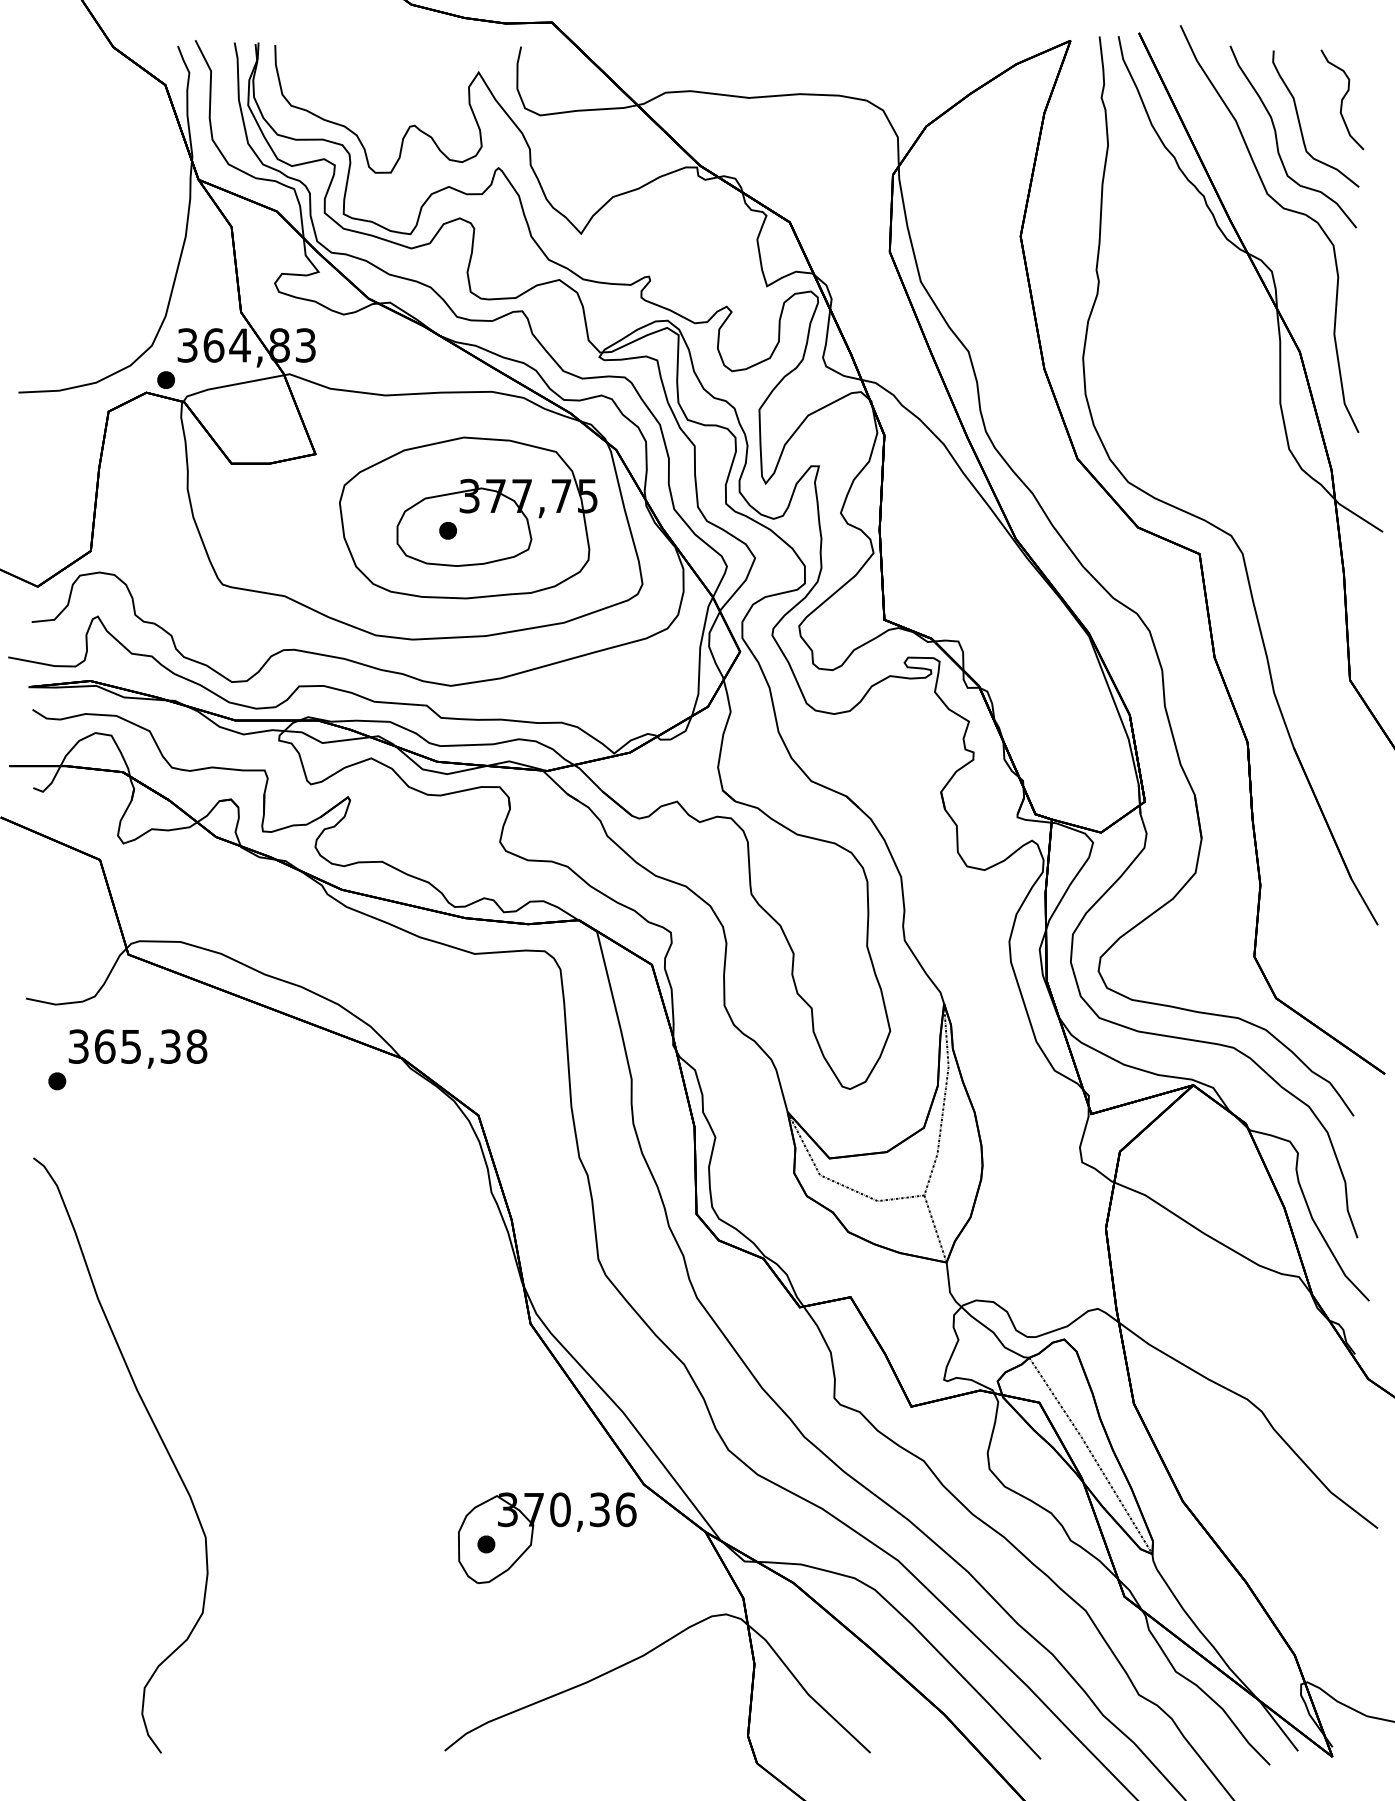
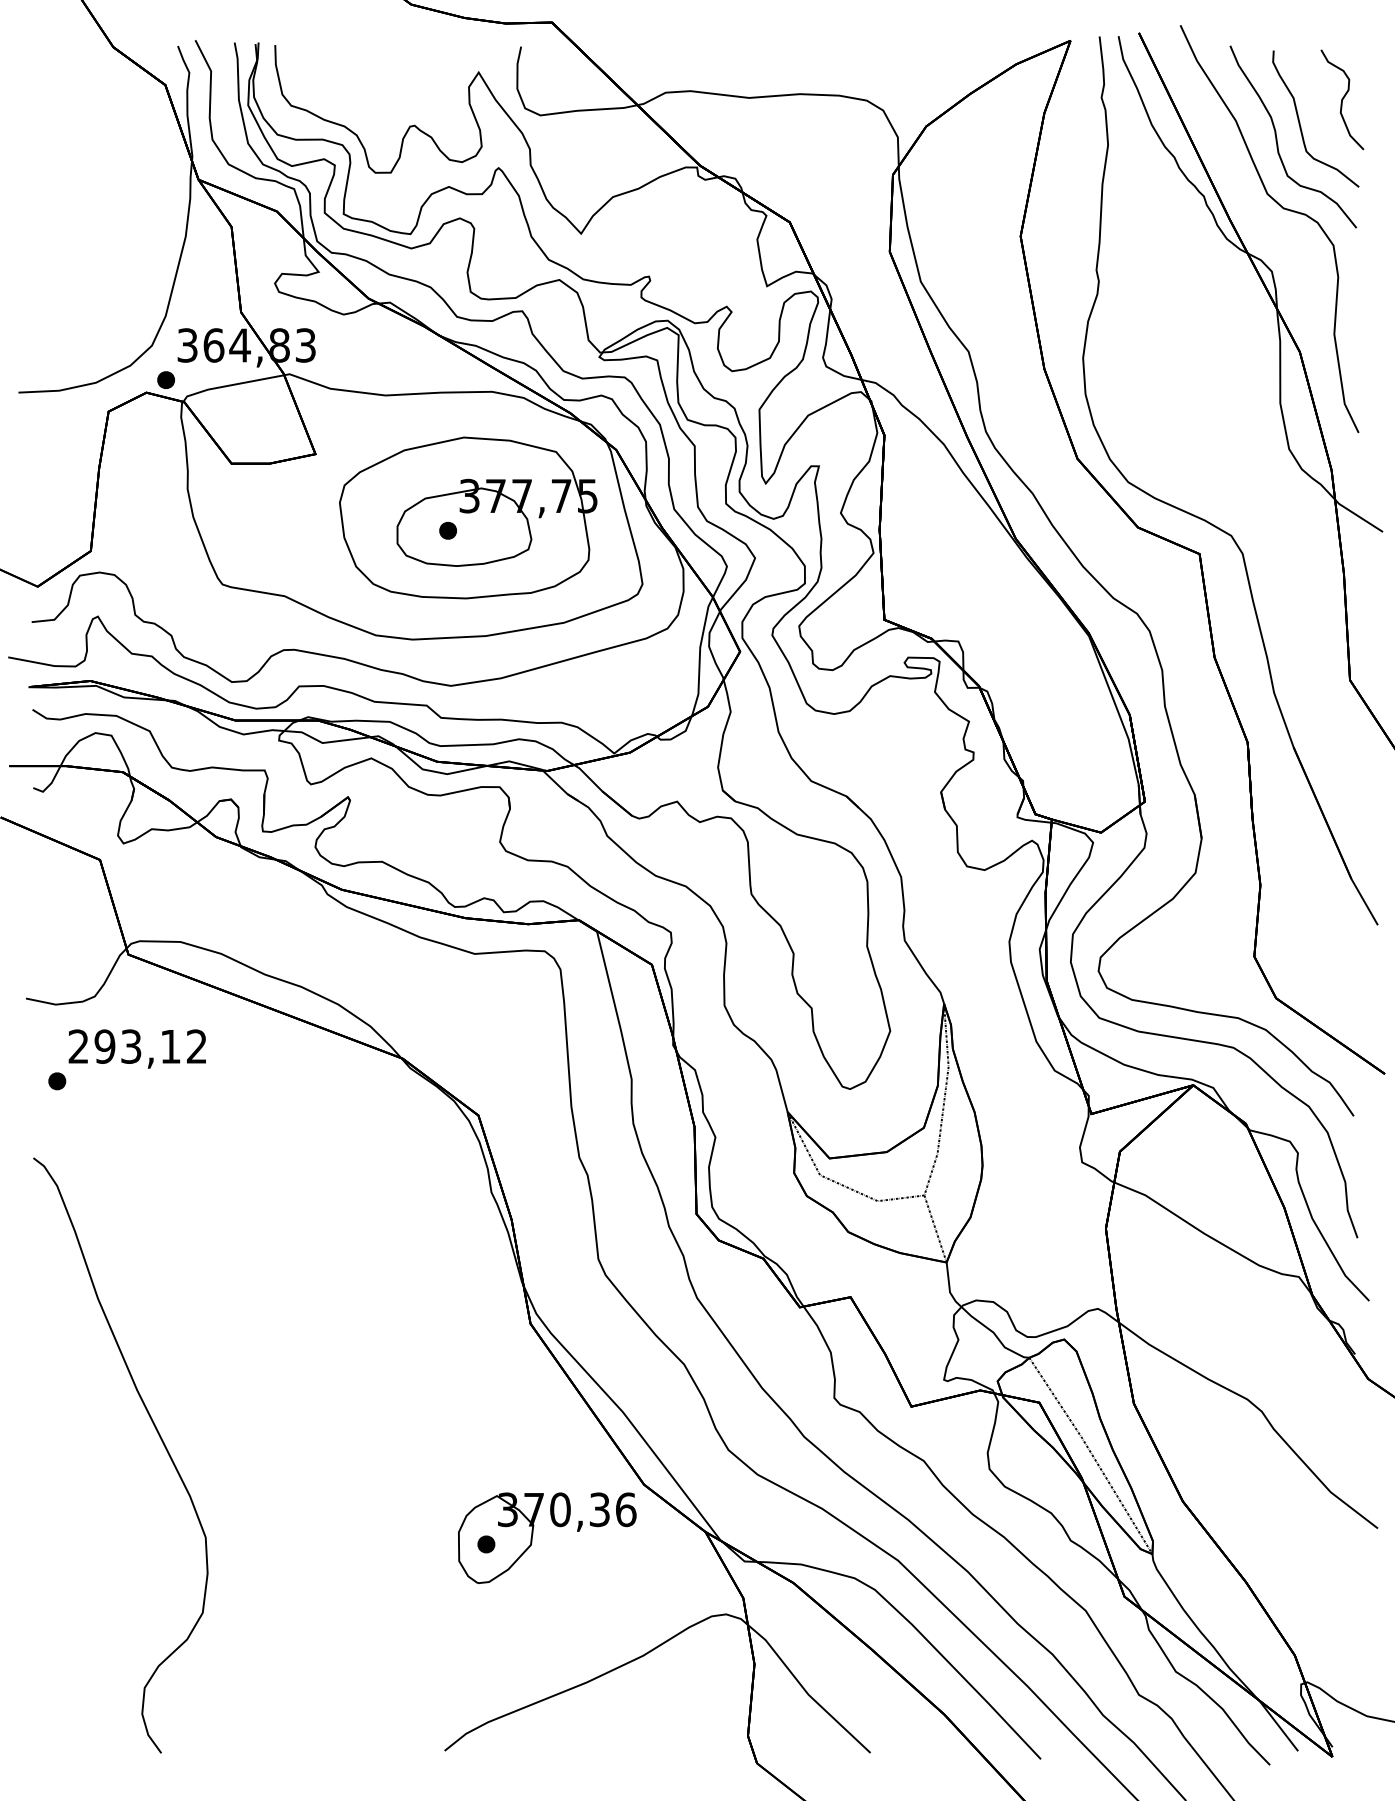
text: 365,38 -> 293,12 (137, 1046)
